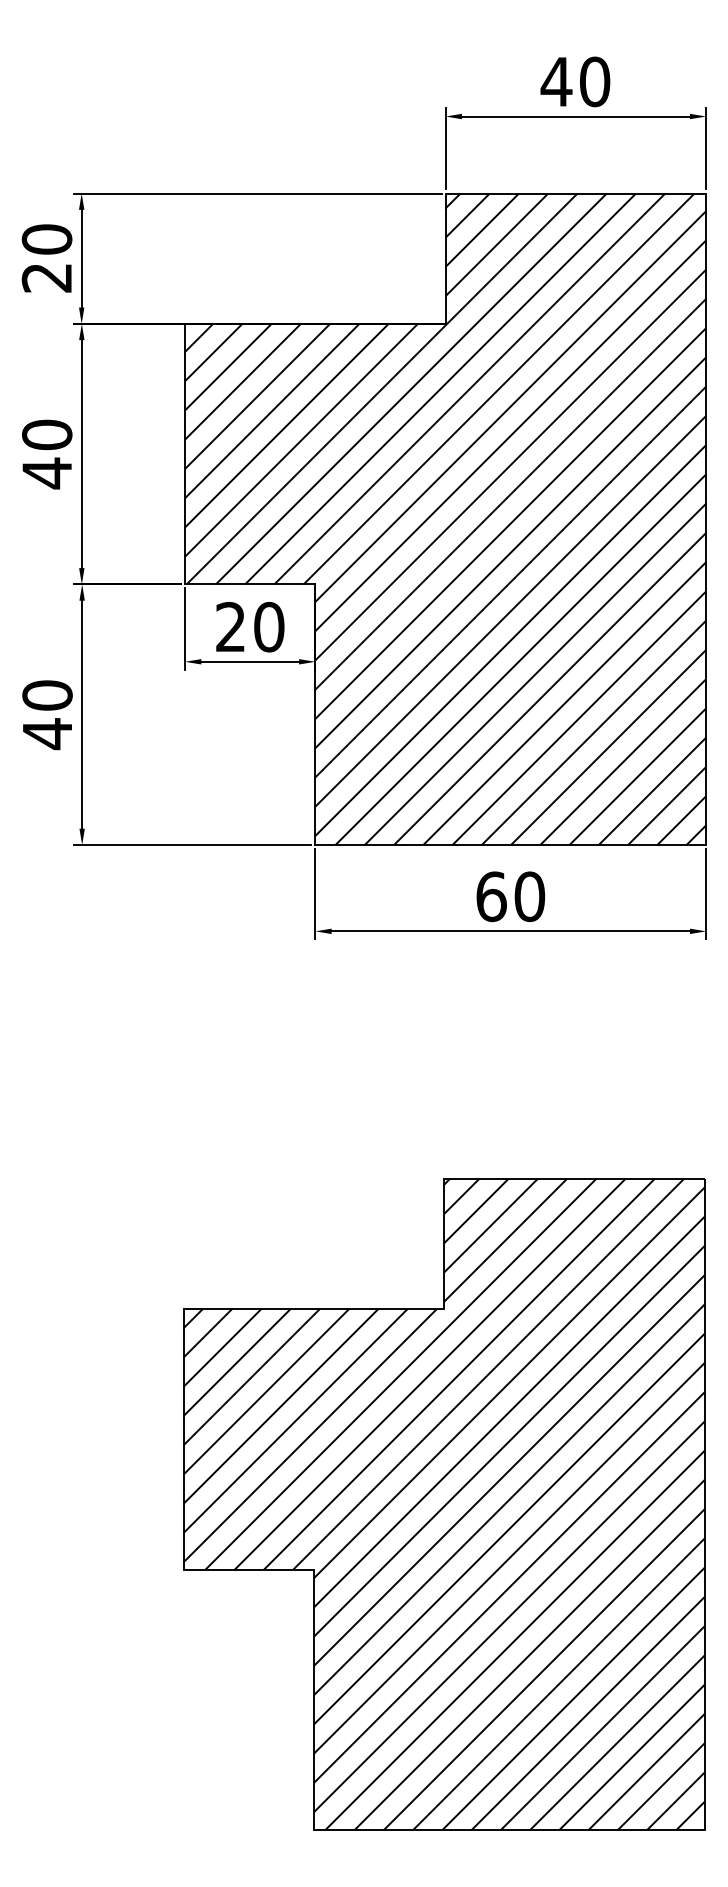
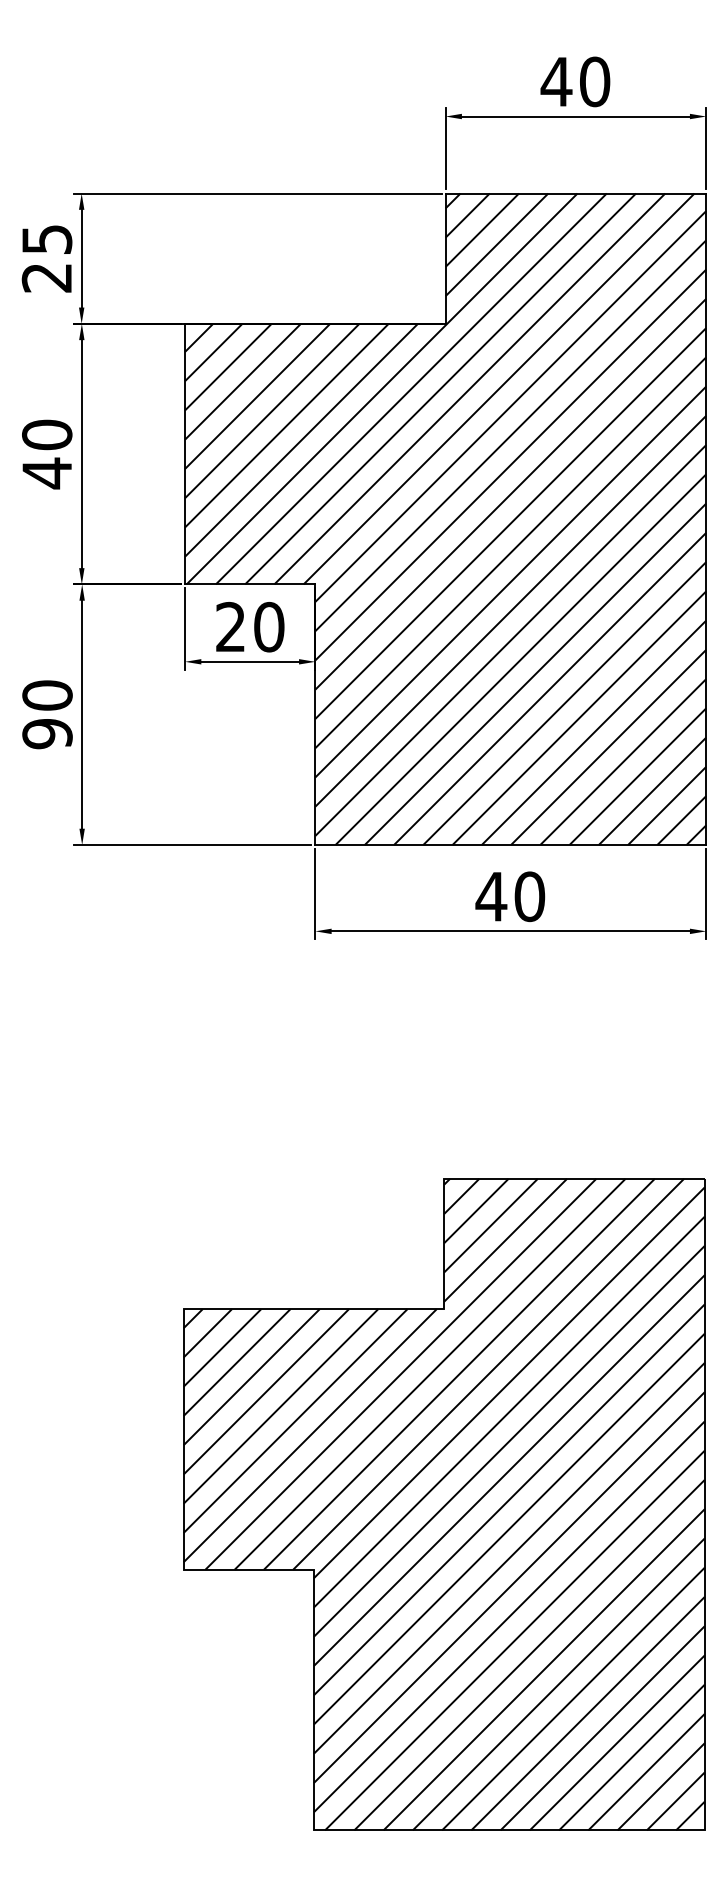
text: 20 -> 25 (46, 239)
text: 40 -> 90 (47, 734)
text: 60 -> 40 (491, 896)
